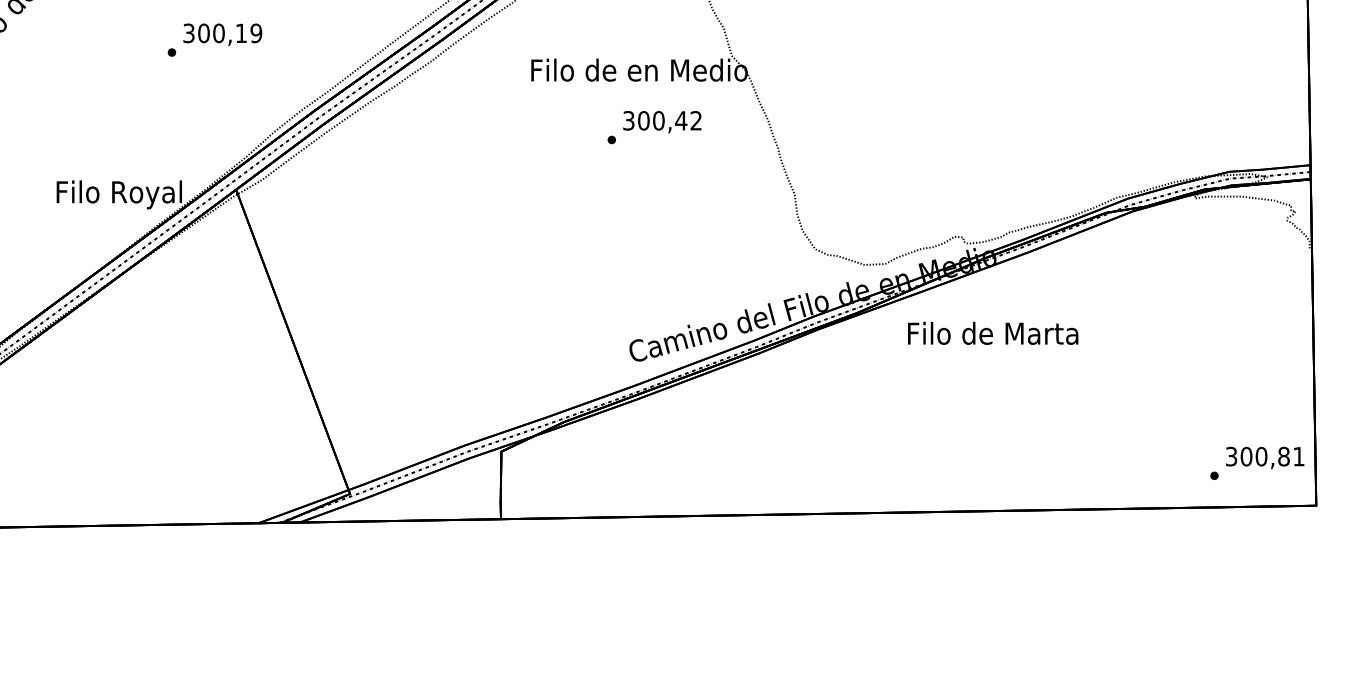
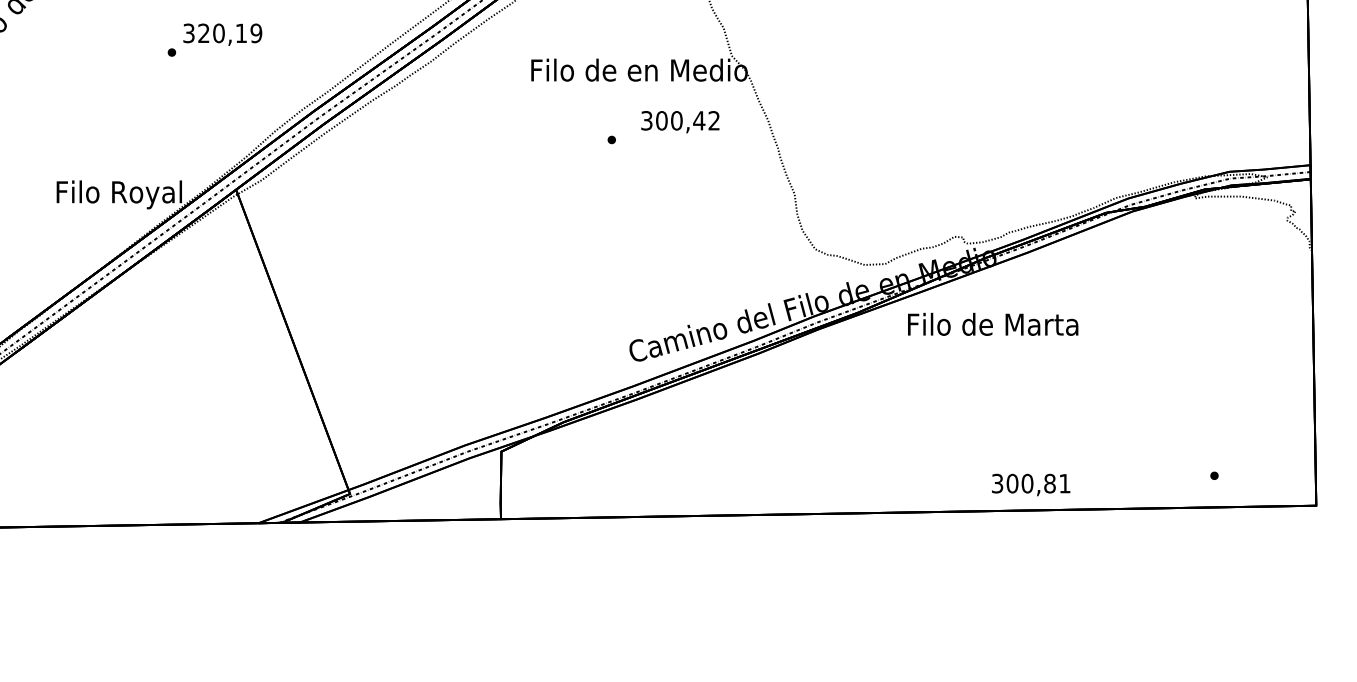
text: 300,19 -> 320,19 (203, 33)
text position: (662, 122) -> (680, 122) (680, 122)
text position: (993, 332) -> (993, 323) (993, 323)
text position: (1265, 457) -> (1031, 484) (1031, 484)
